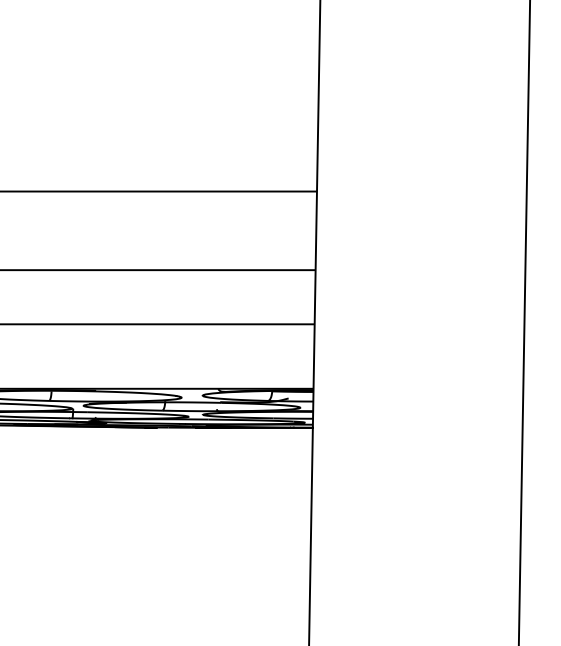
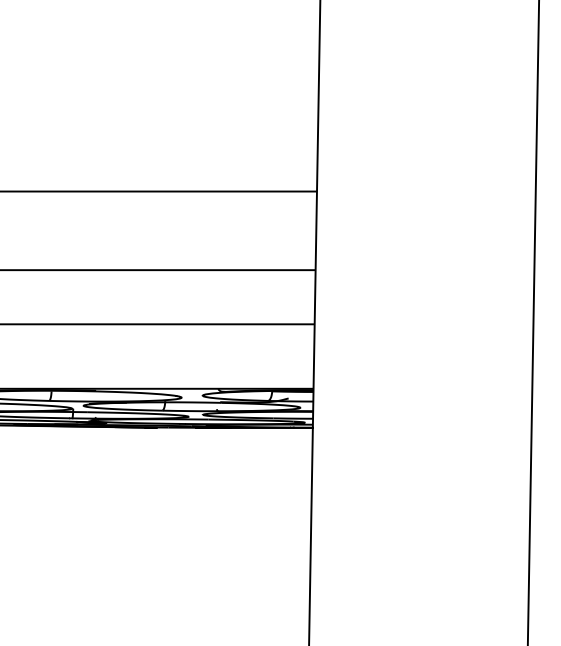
line position: (524, 322) -> (533, 322) (533, 322)
